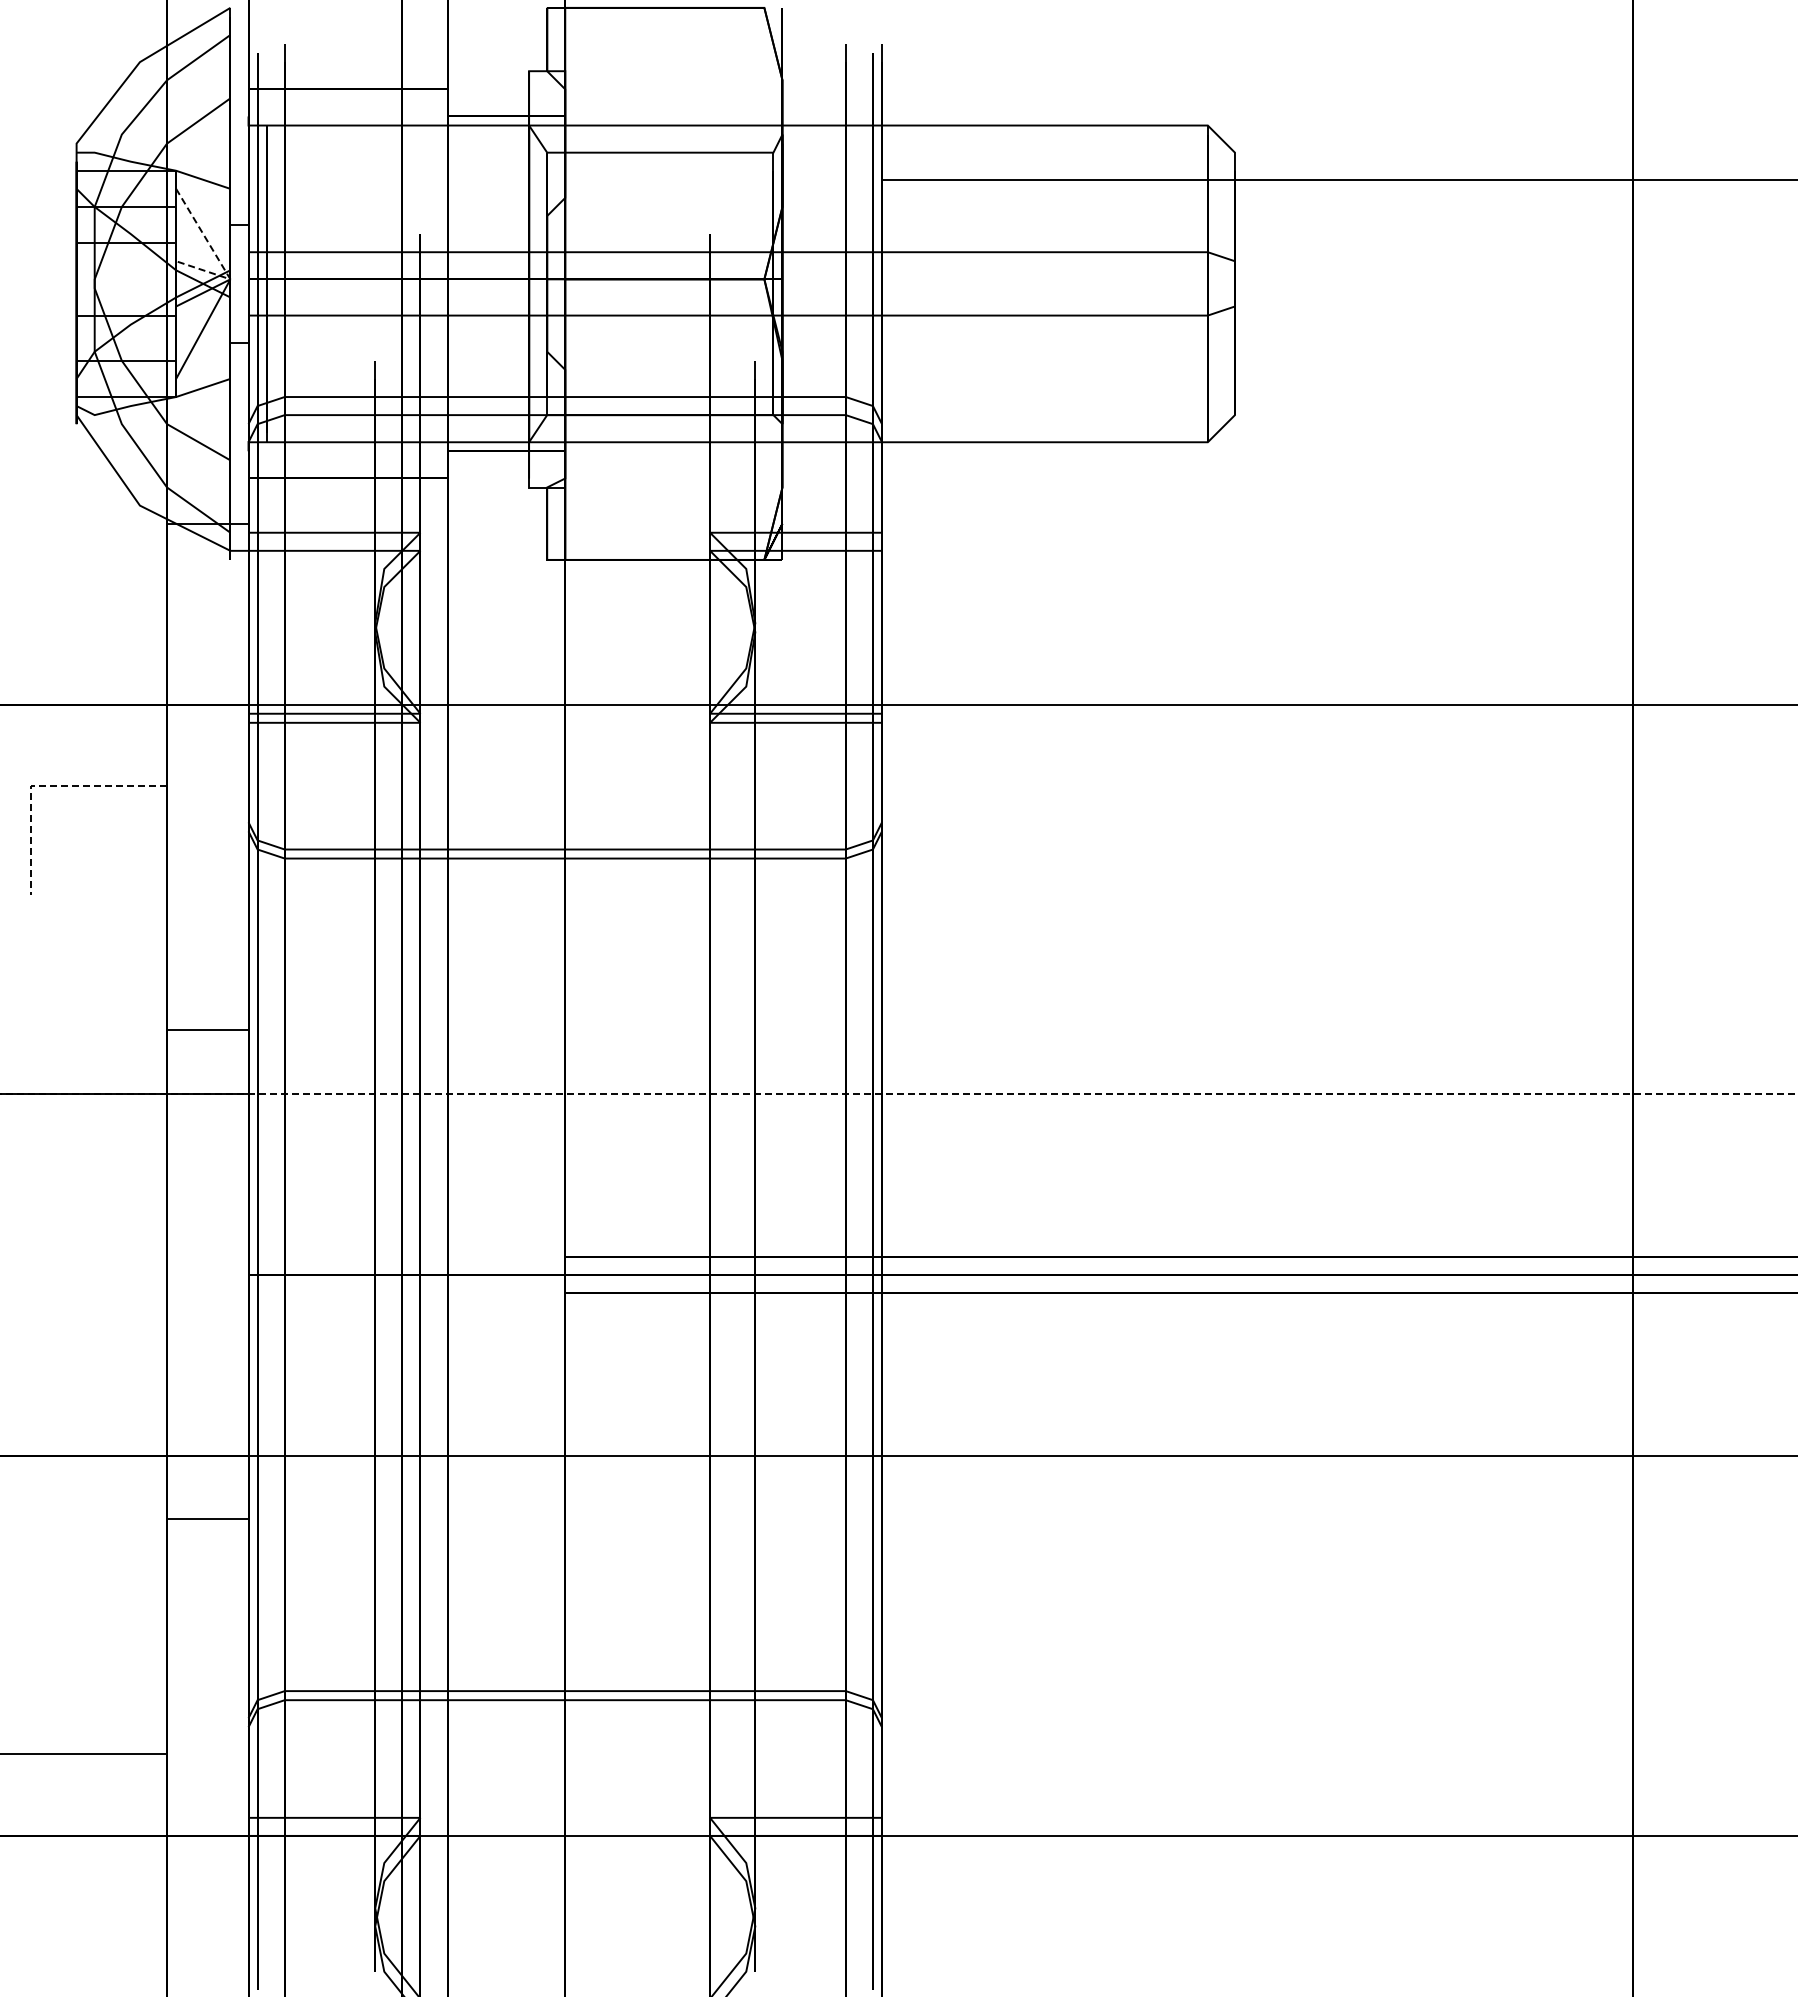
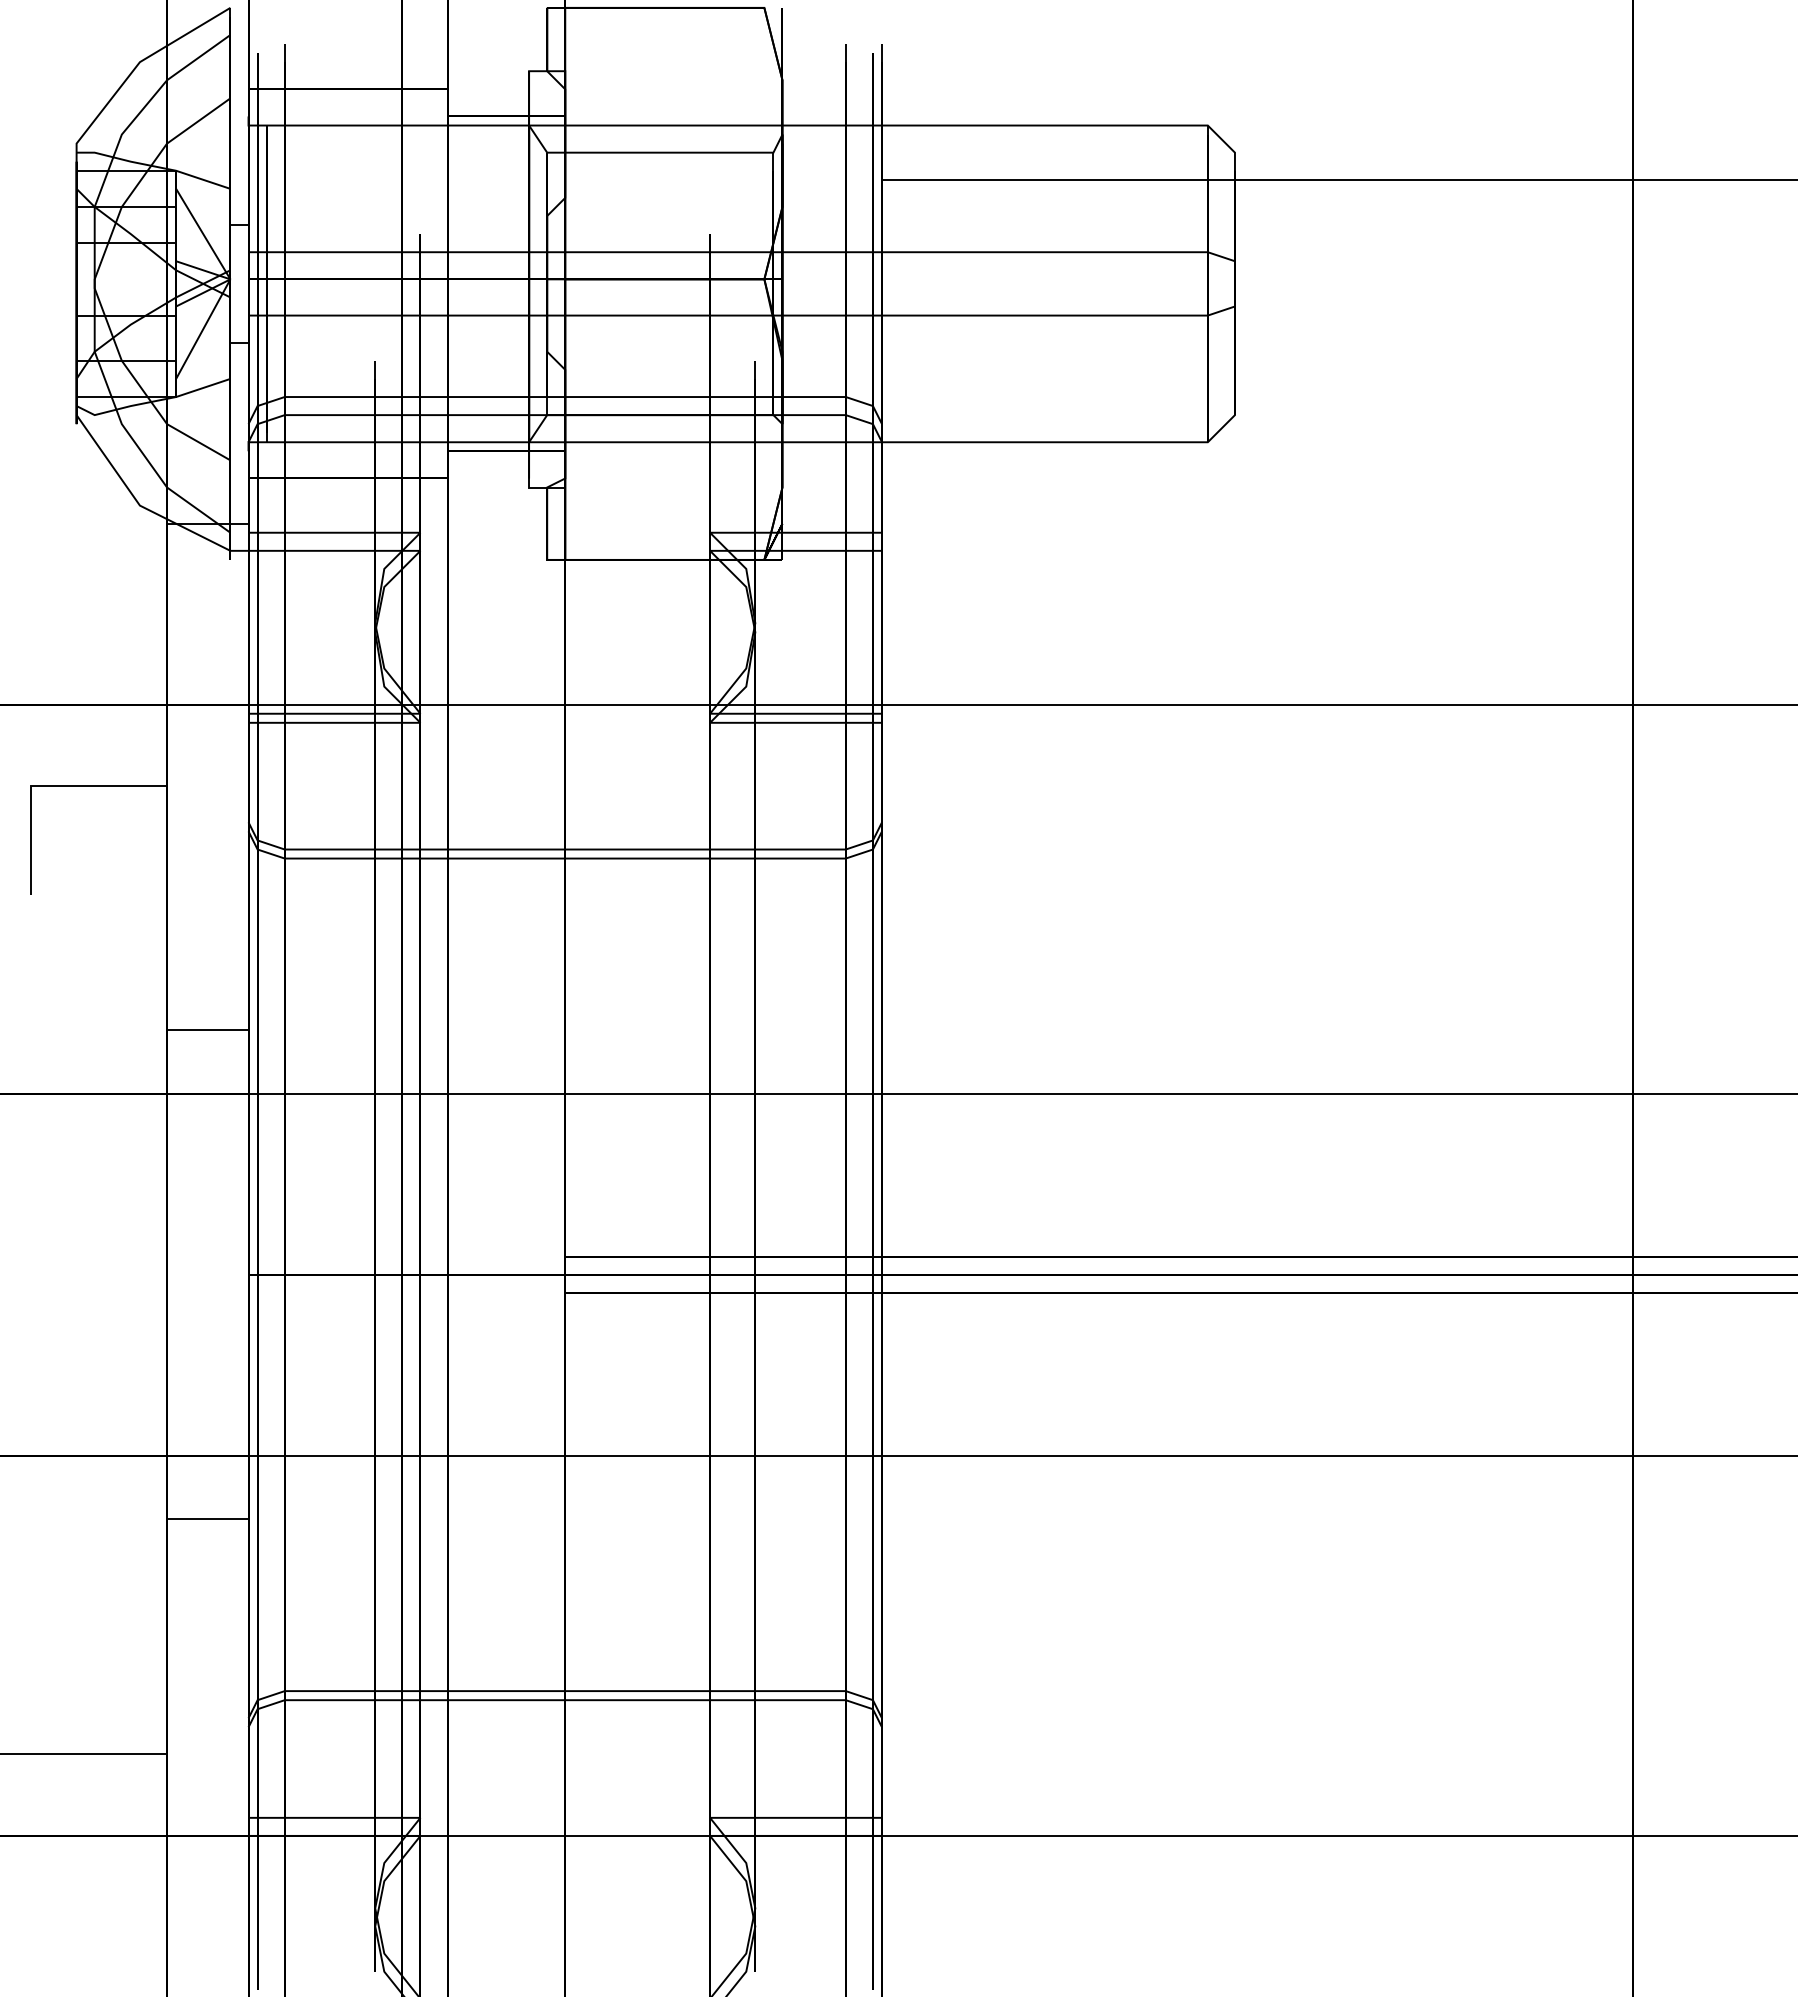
line: dashed -> solid (218, 259)
line: dashed -> solid (44, 786)
line: dashed -> solid (898, 1093)
